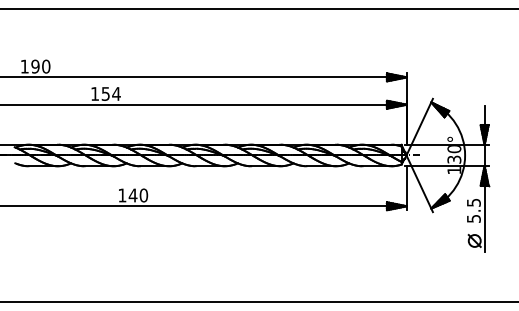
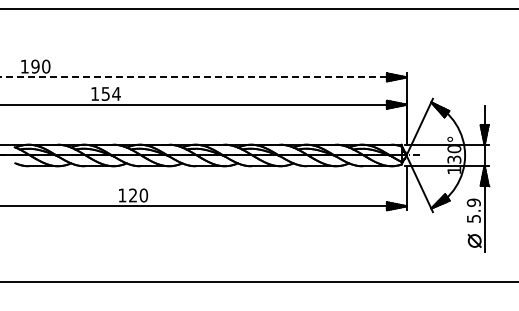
line: solid -> dashed (203, 77)
text: 140 -> 120 (132, 195)
text: 5.5 -> 5.9 (473, 202)
line position: (258, 301) -> (258, 281) (258, 281)
